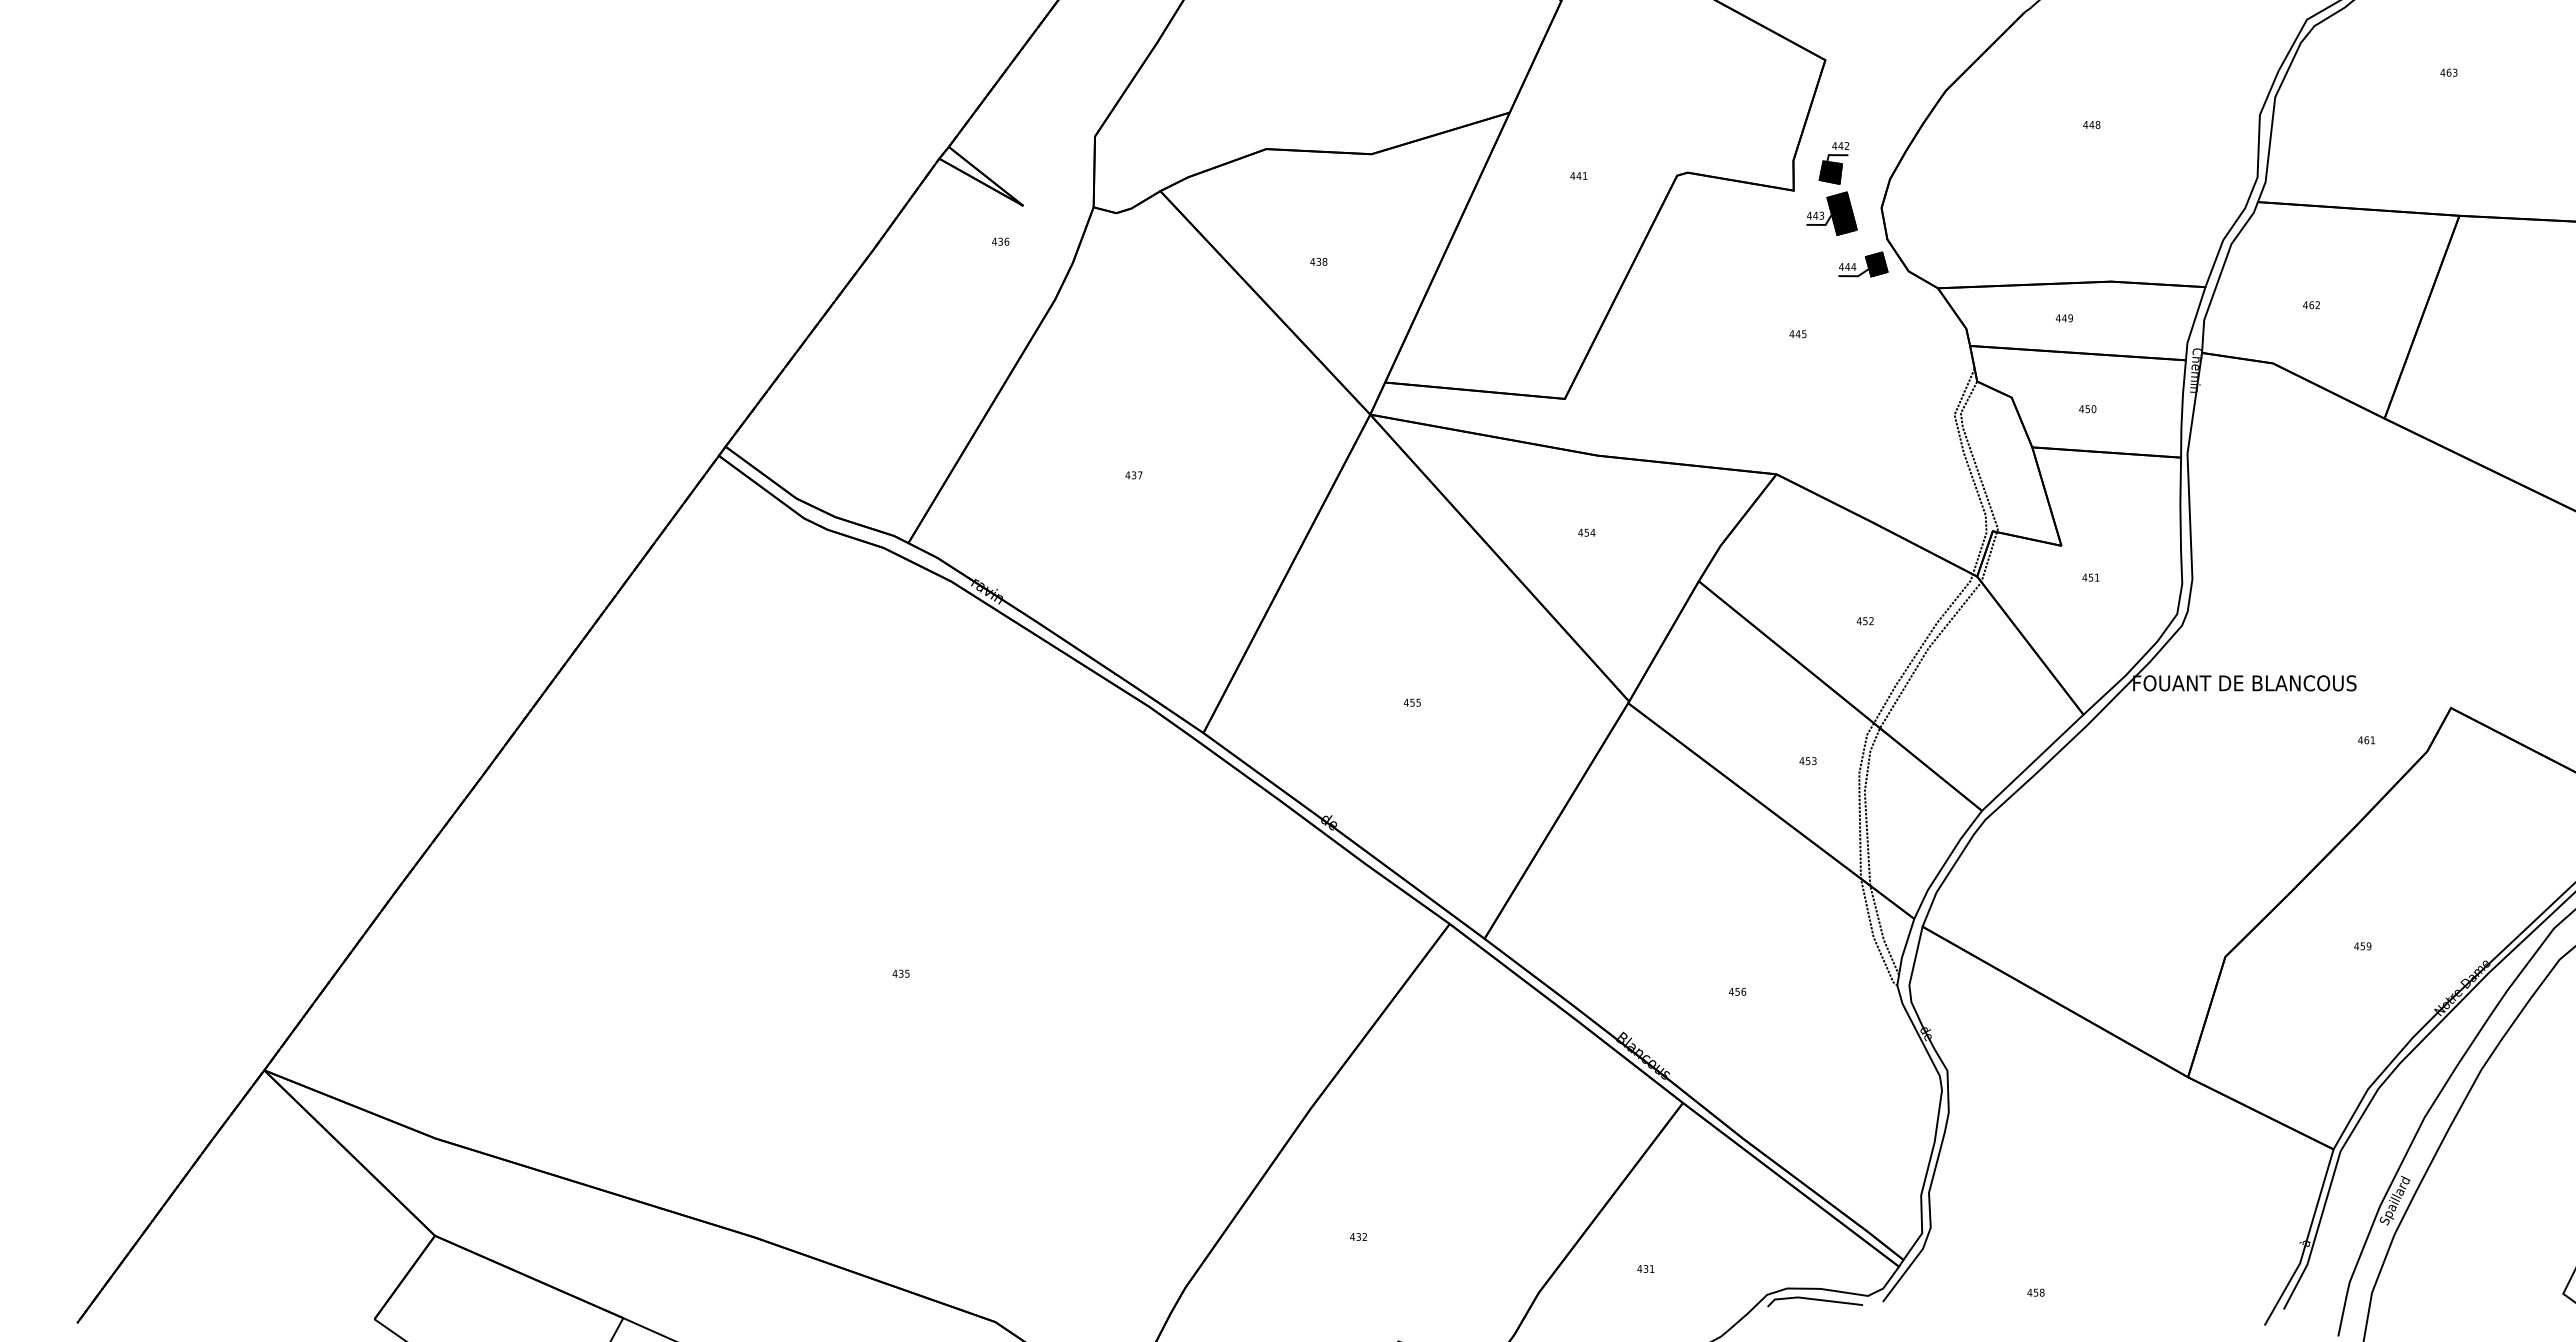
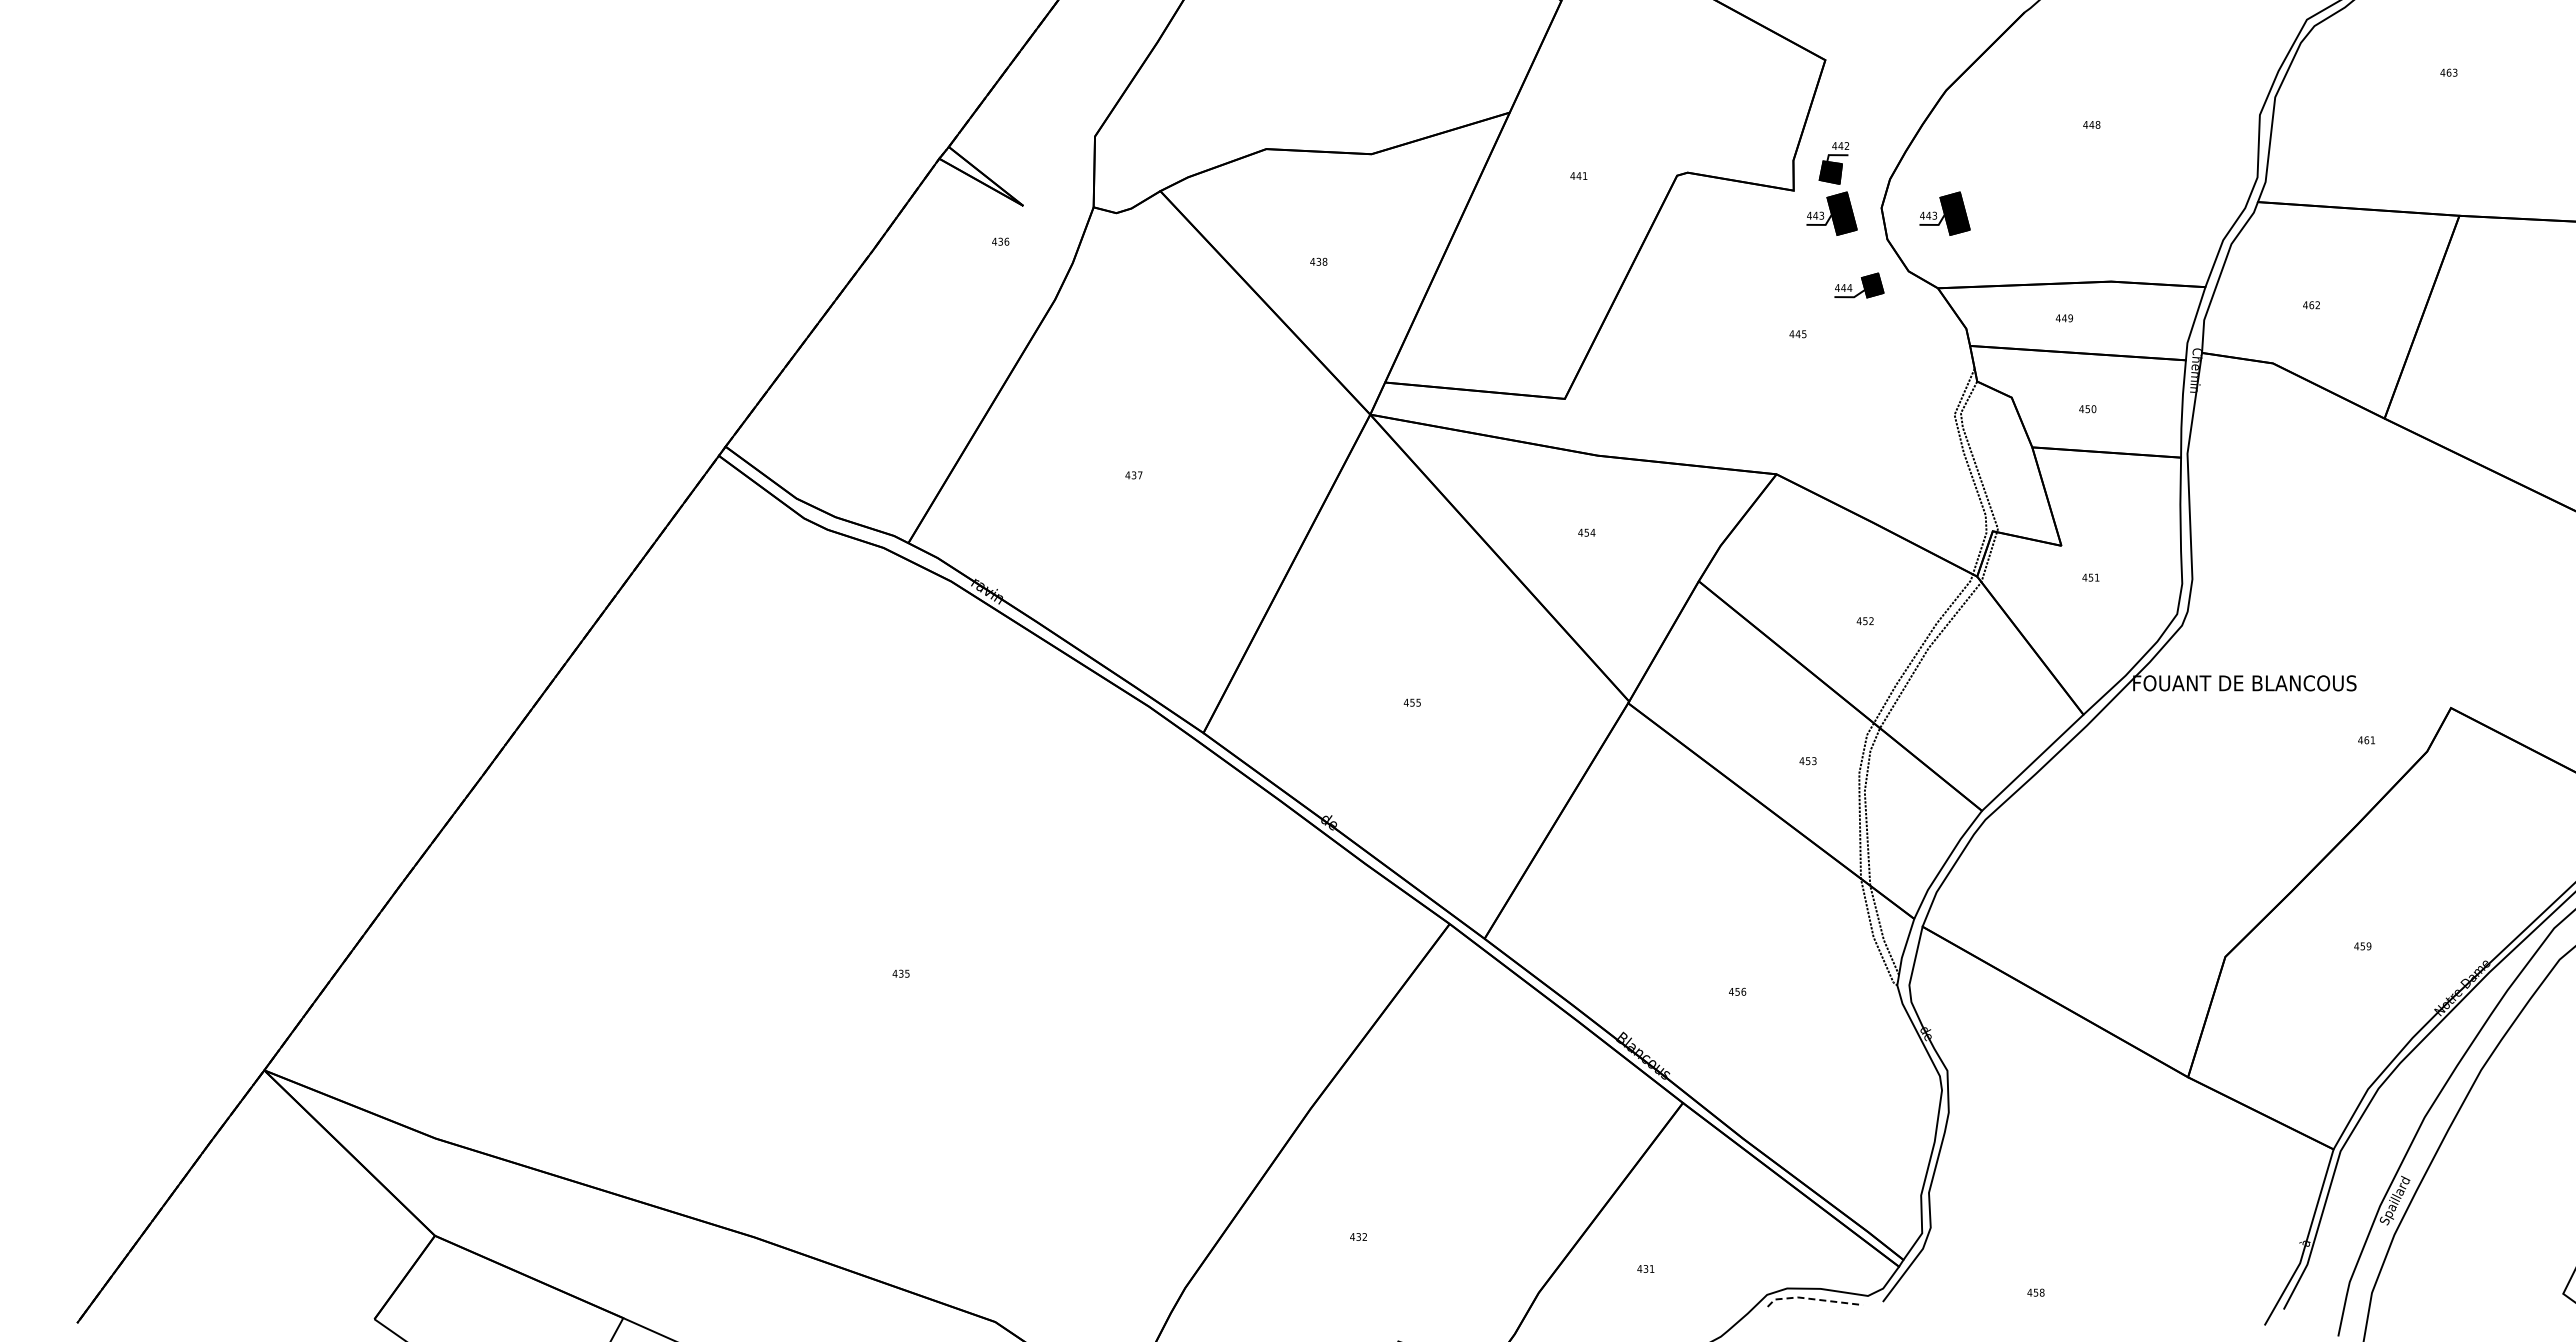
part: none -> present (1944, 213)
part position: (1863, 264) -> (1859, 285) (1859, 285)
line: solid -> dashed (1812, 1299)
